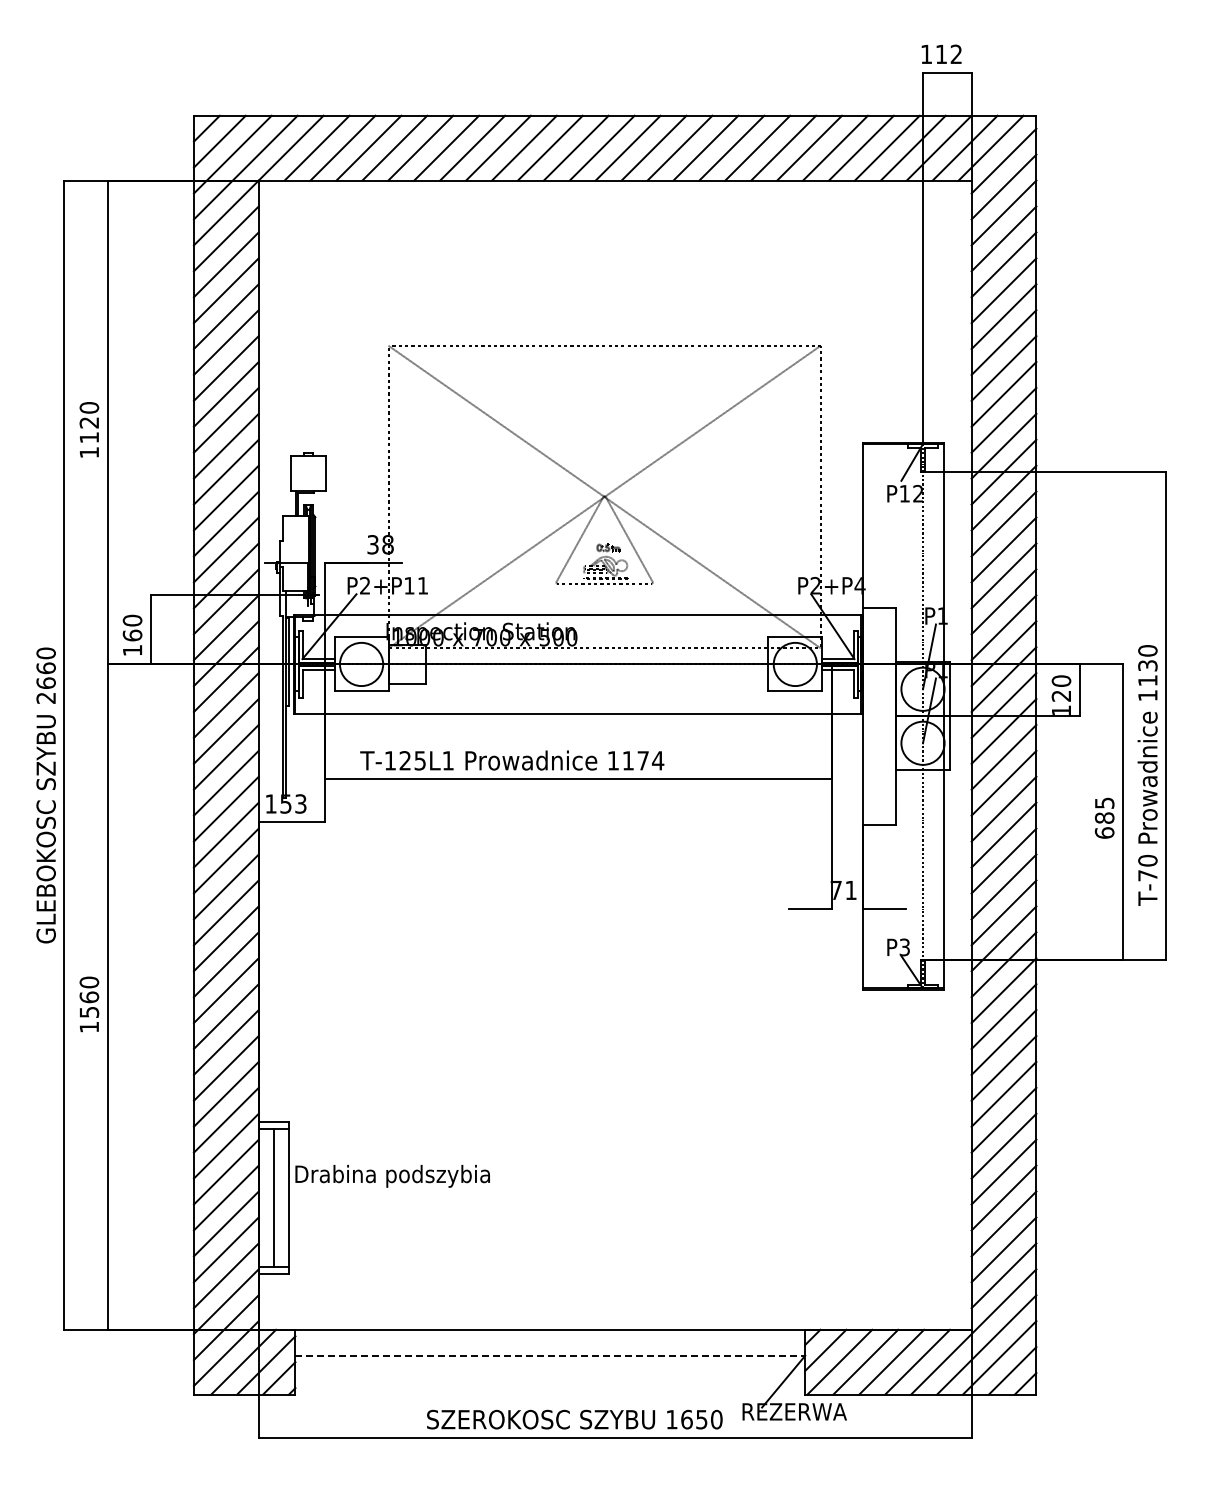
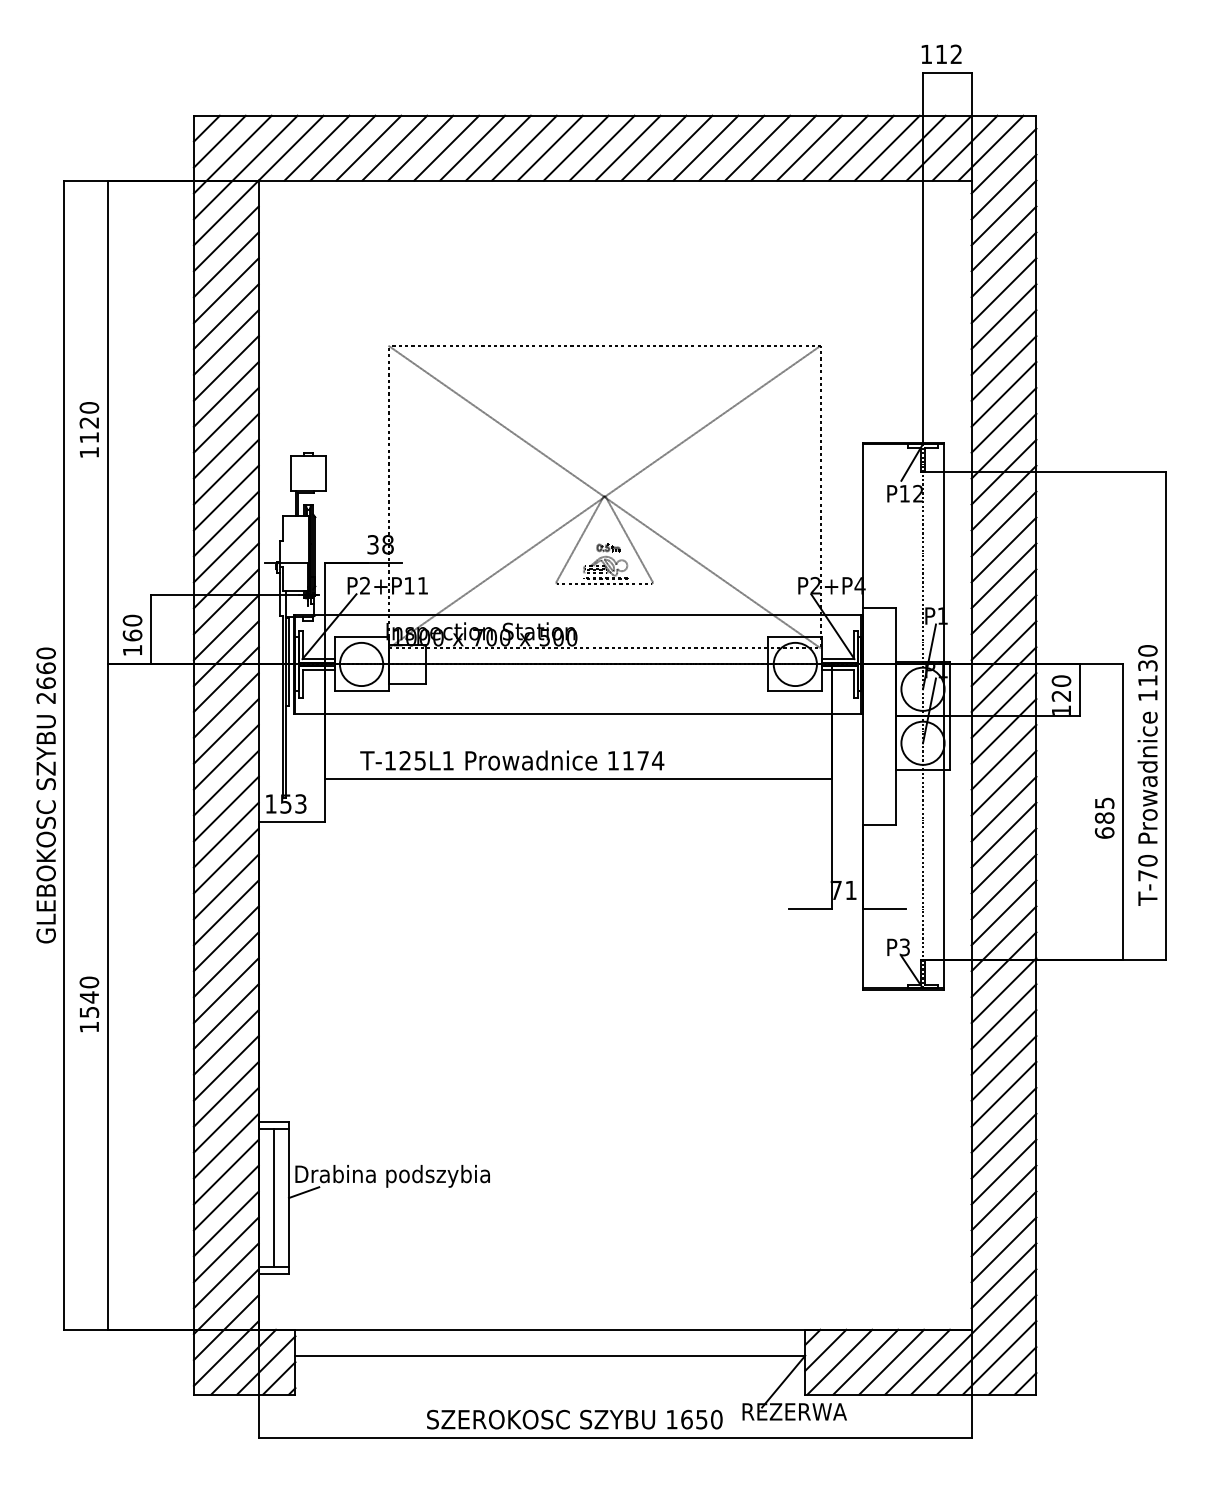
text: 1560 -> 1540 (89, 997)
line: none -> present (304, 1192)
line: dashed -> solid (550, 1355)
